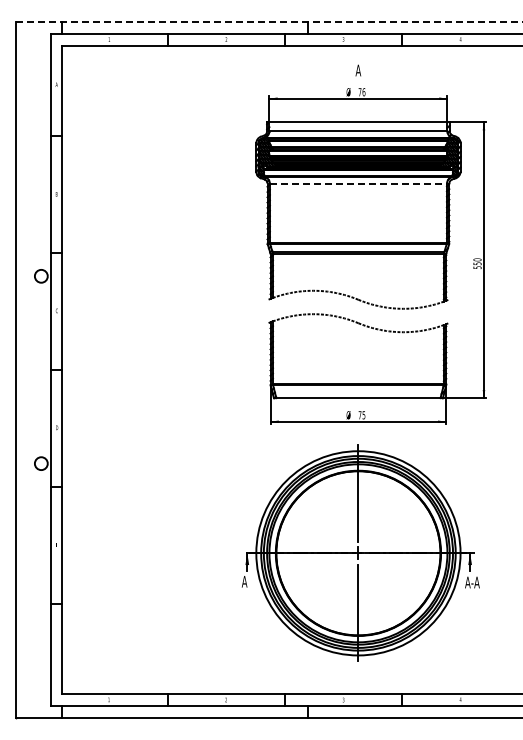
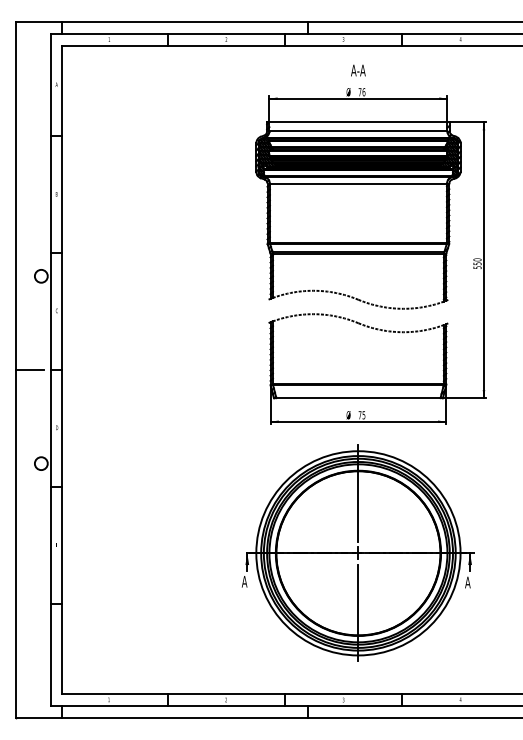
line: dashed -> solid (269, 22)
text: A -> A-A (358, 70)
line: dashed -> solid (358, 183)
line: none -> present (29, 370)
text: A-A -> A (475, 582)
